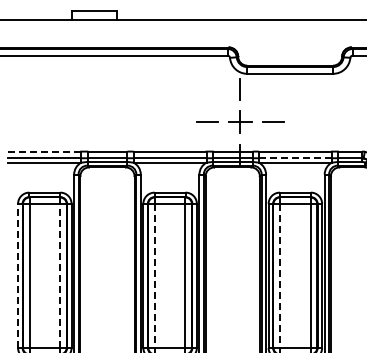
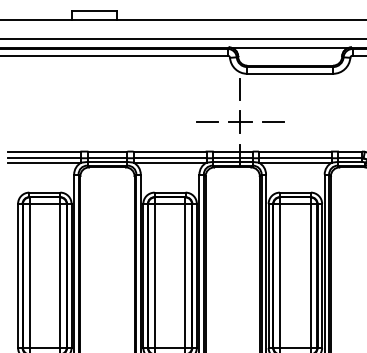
line: none -> present (182, 39)
line: none -> present (290, 48)
line: dashed -> solid (44, 151)
line: dashed -> solid (295, 158)
line: dashed -> solid (18, 275)
line: dashed -> solid (60, 275)
line: dashed -> solid (154, 275)
line: dashed -> solid (280, 275)
